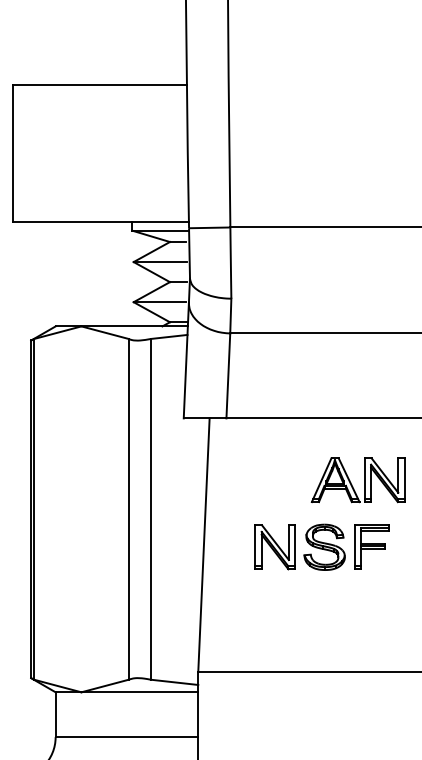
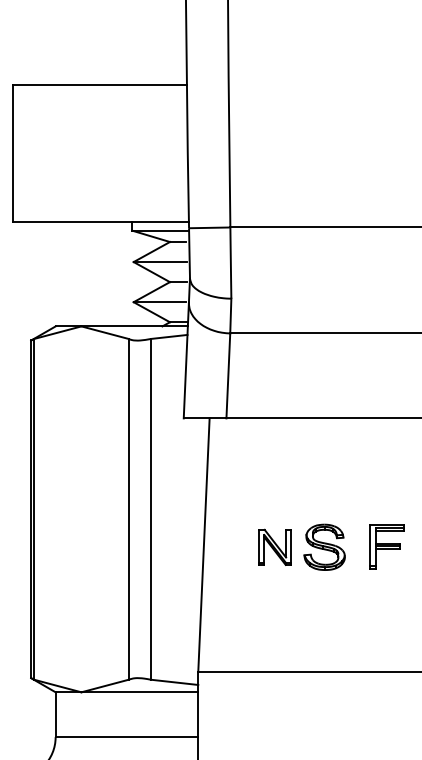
part: present -> none (351, 482)
part position: (371, 546) -> (386, 546) (386, 546)
part size: 42x47 px -> 34x38 px (274, 546)
